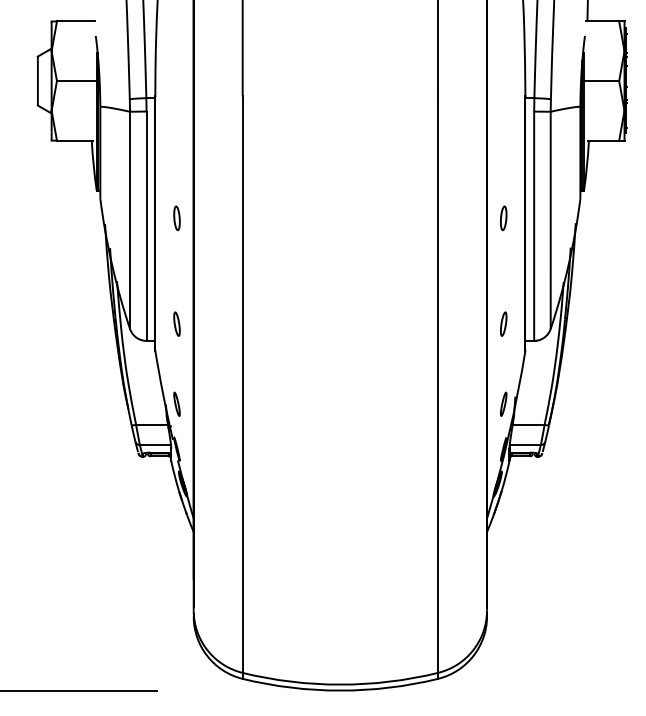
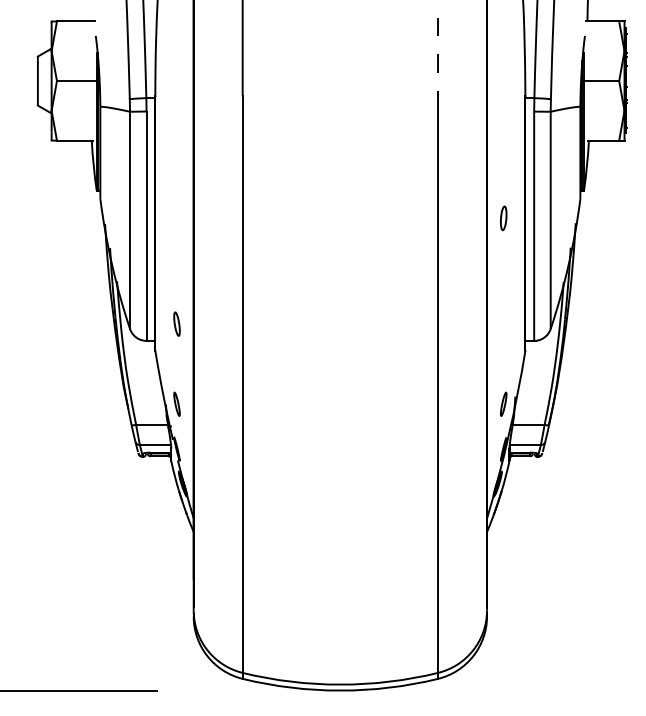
line: solid -> dashed (438, 48)
part: present -> none (176, 217)
part: present -> none (503, 323)
